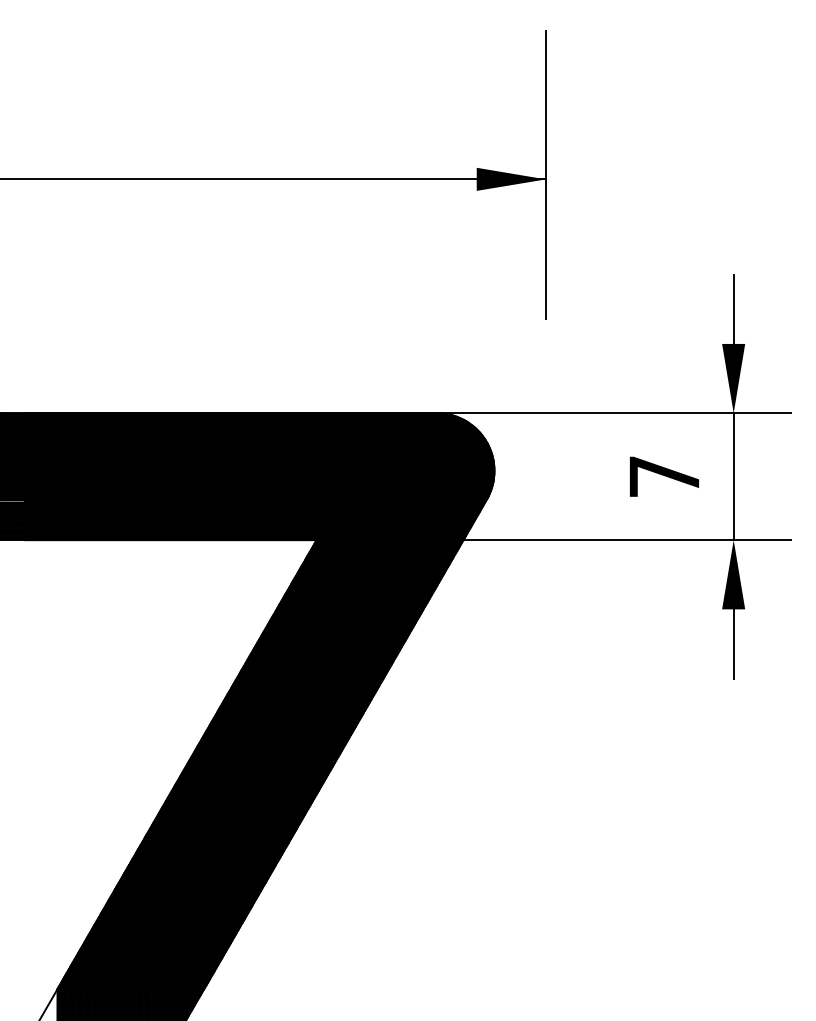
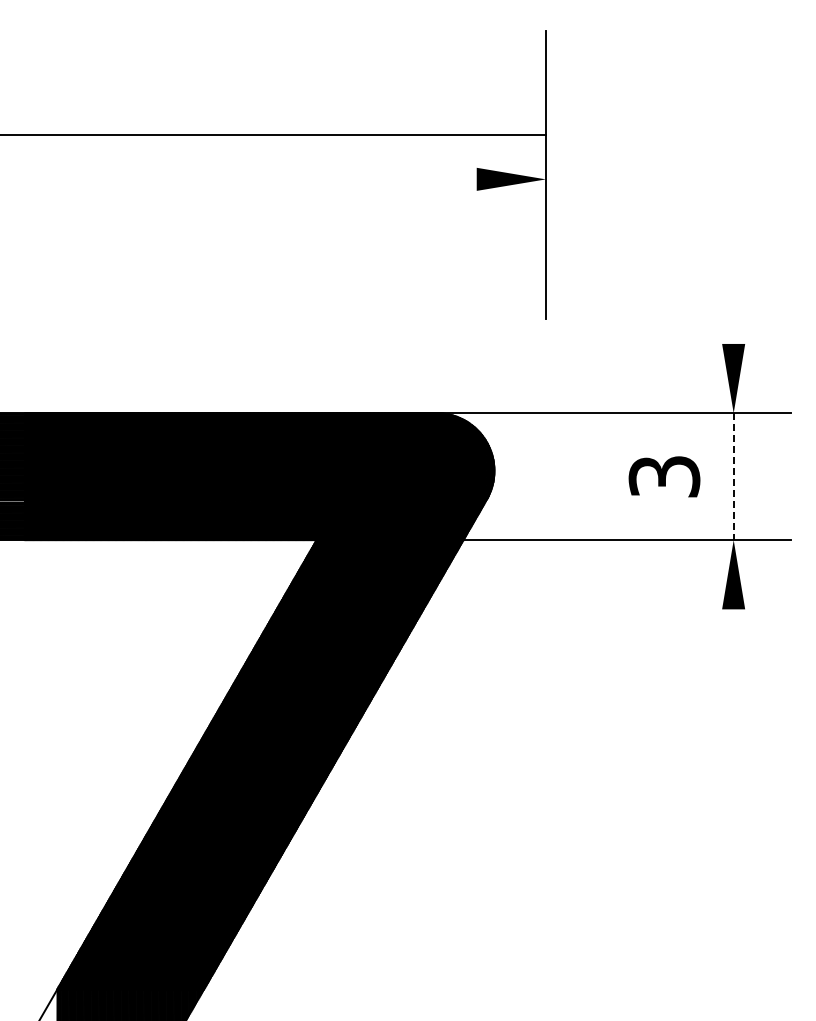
line position: (273, 179) -> (273, 135) (273, 135)
line: present -> none (733, 308)
text: 7 -> 3 (664, 476)
line: solid -> dashed (733, 477)
line: present -> none (733, 643)
